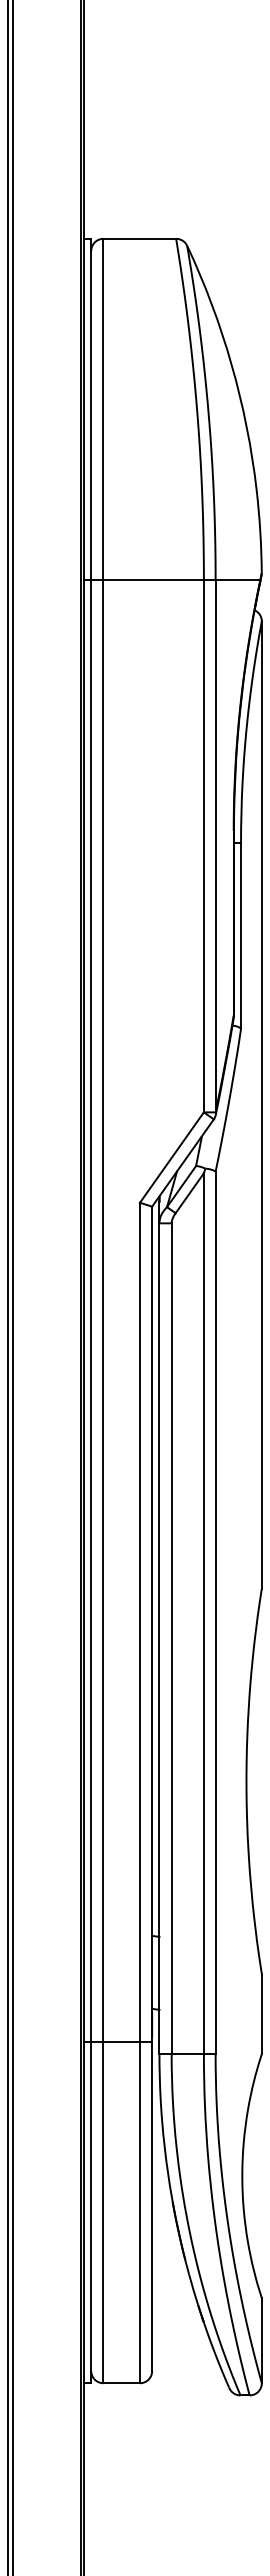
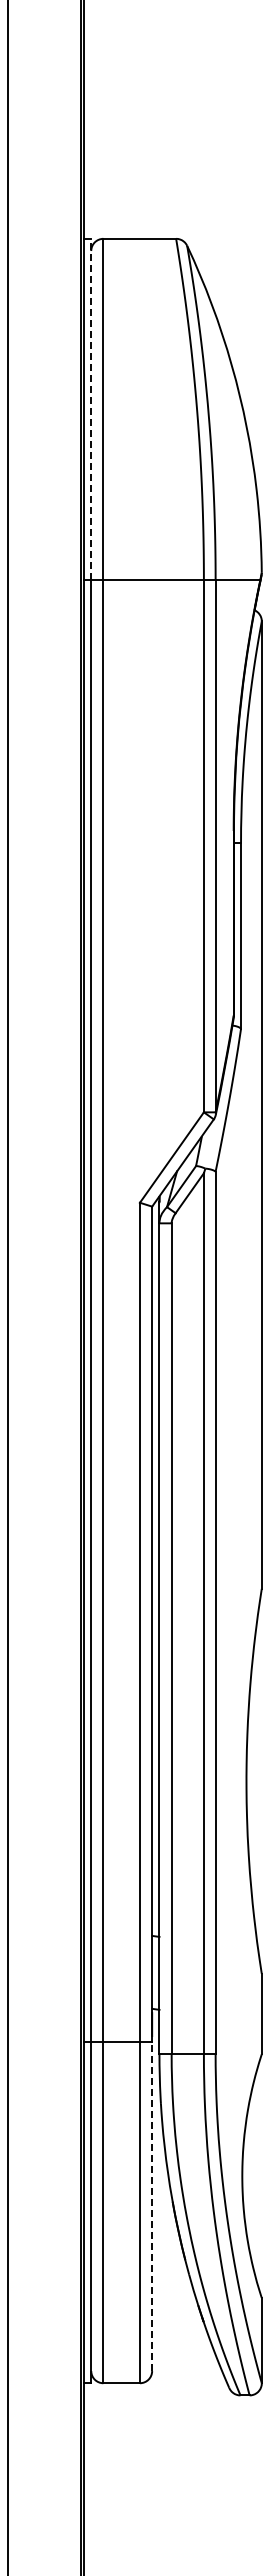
line: solid -> dashed (91, 409)
line: present -> none (12, 1287)
line: solid -> dashed (152, 2206)
